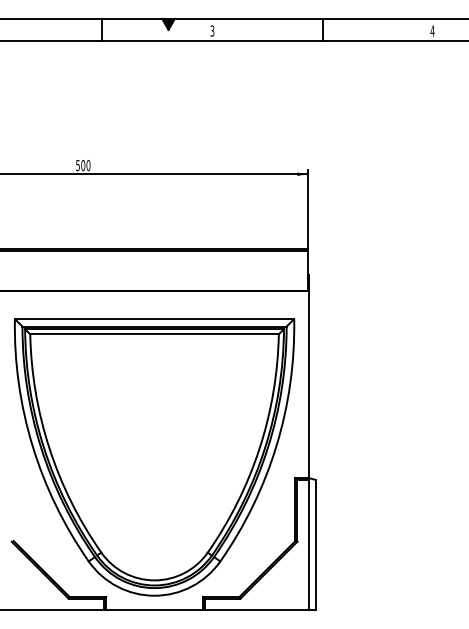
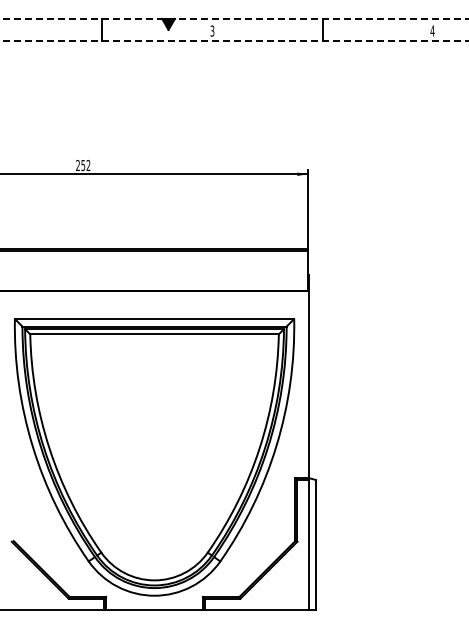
line: solid -> dashed (234, 18)
line: solid -> dashed (234, 40)
text: 500 -> 252 (83, 165)
